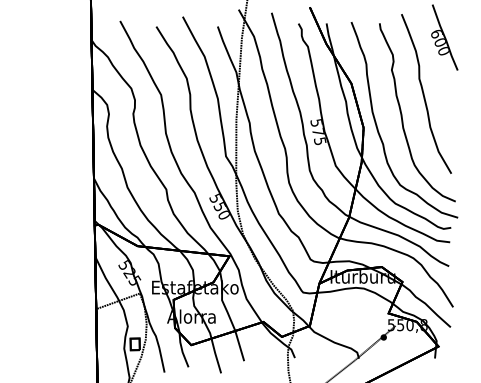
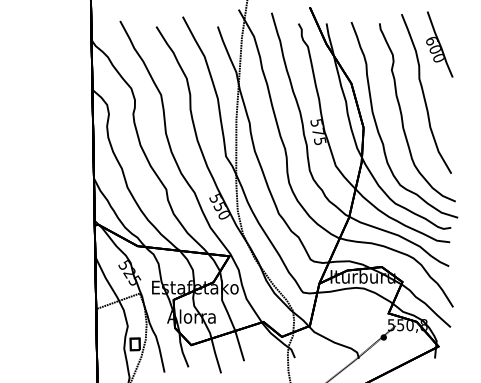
part position: (444, 37) -> (439, 44) (439, 44)
